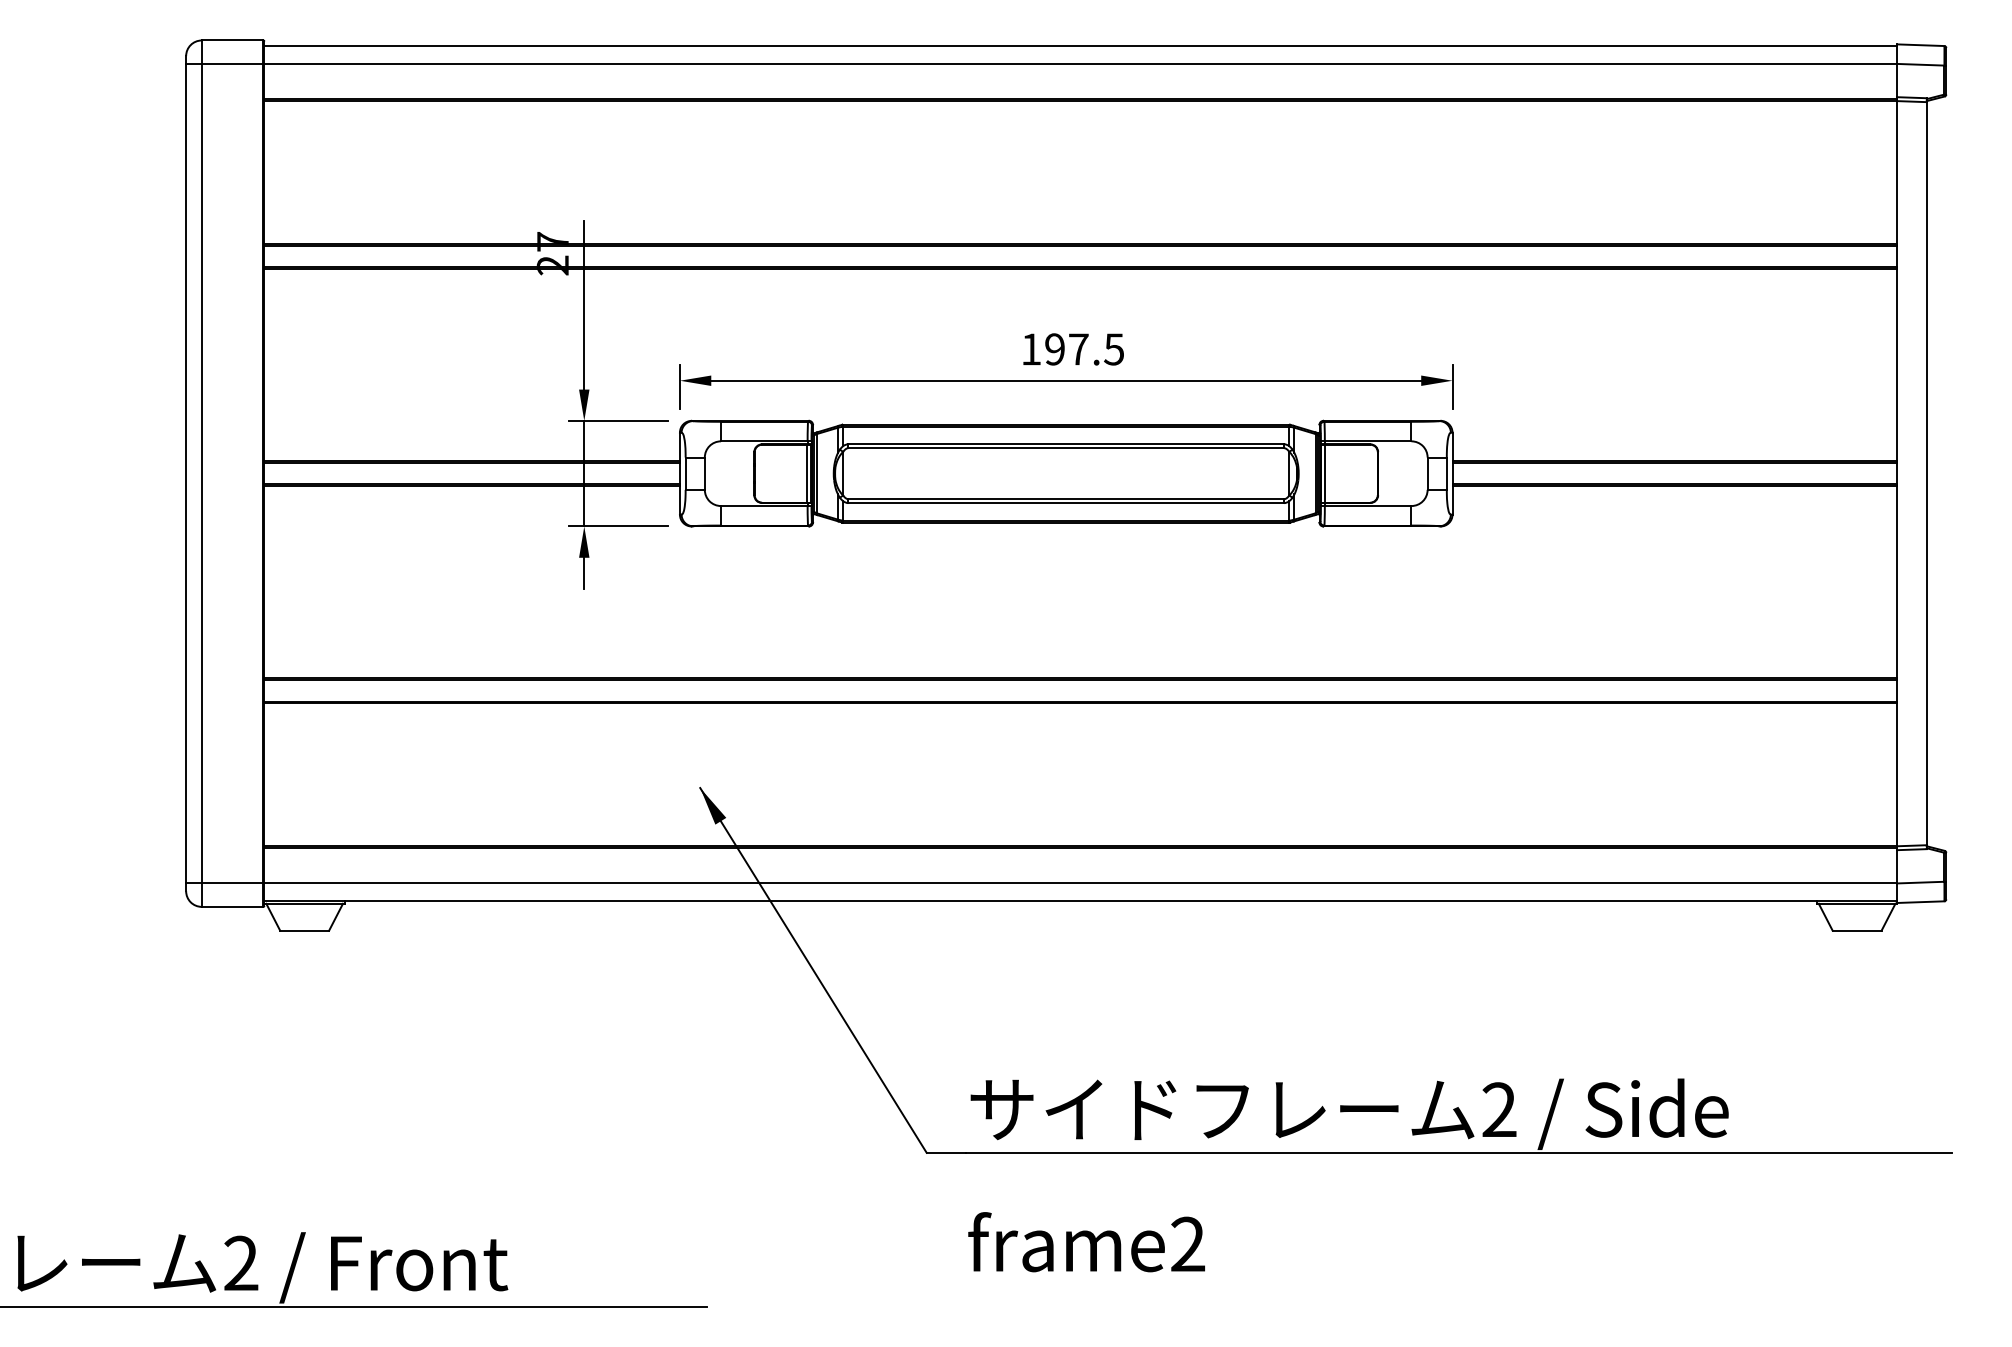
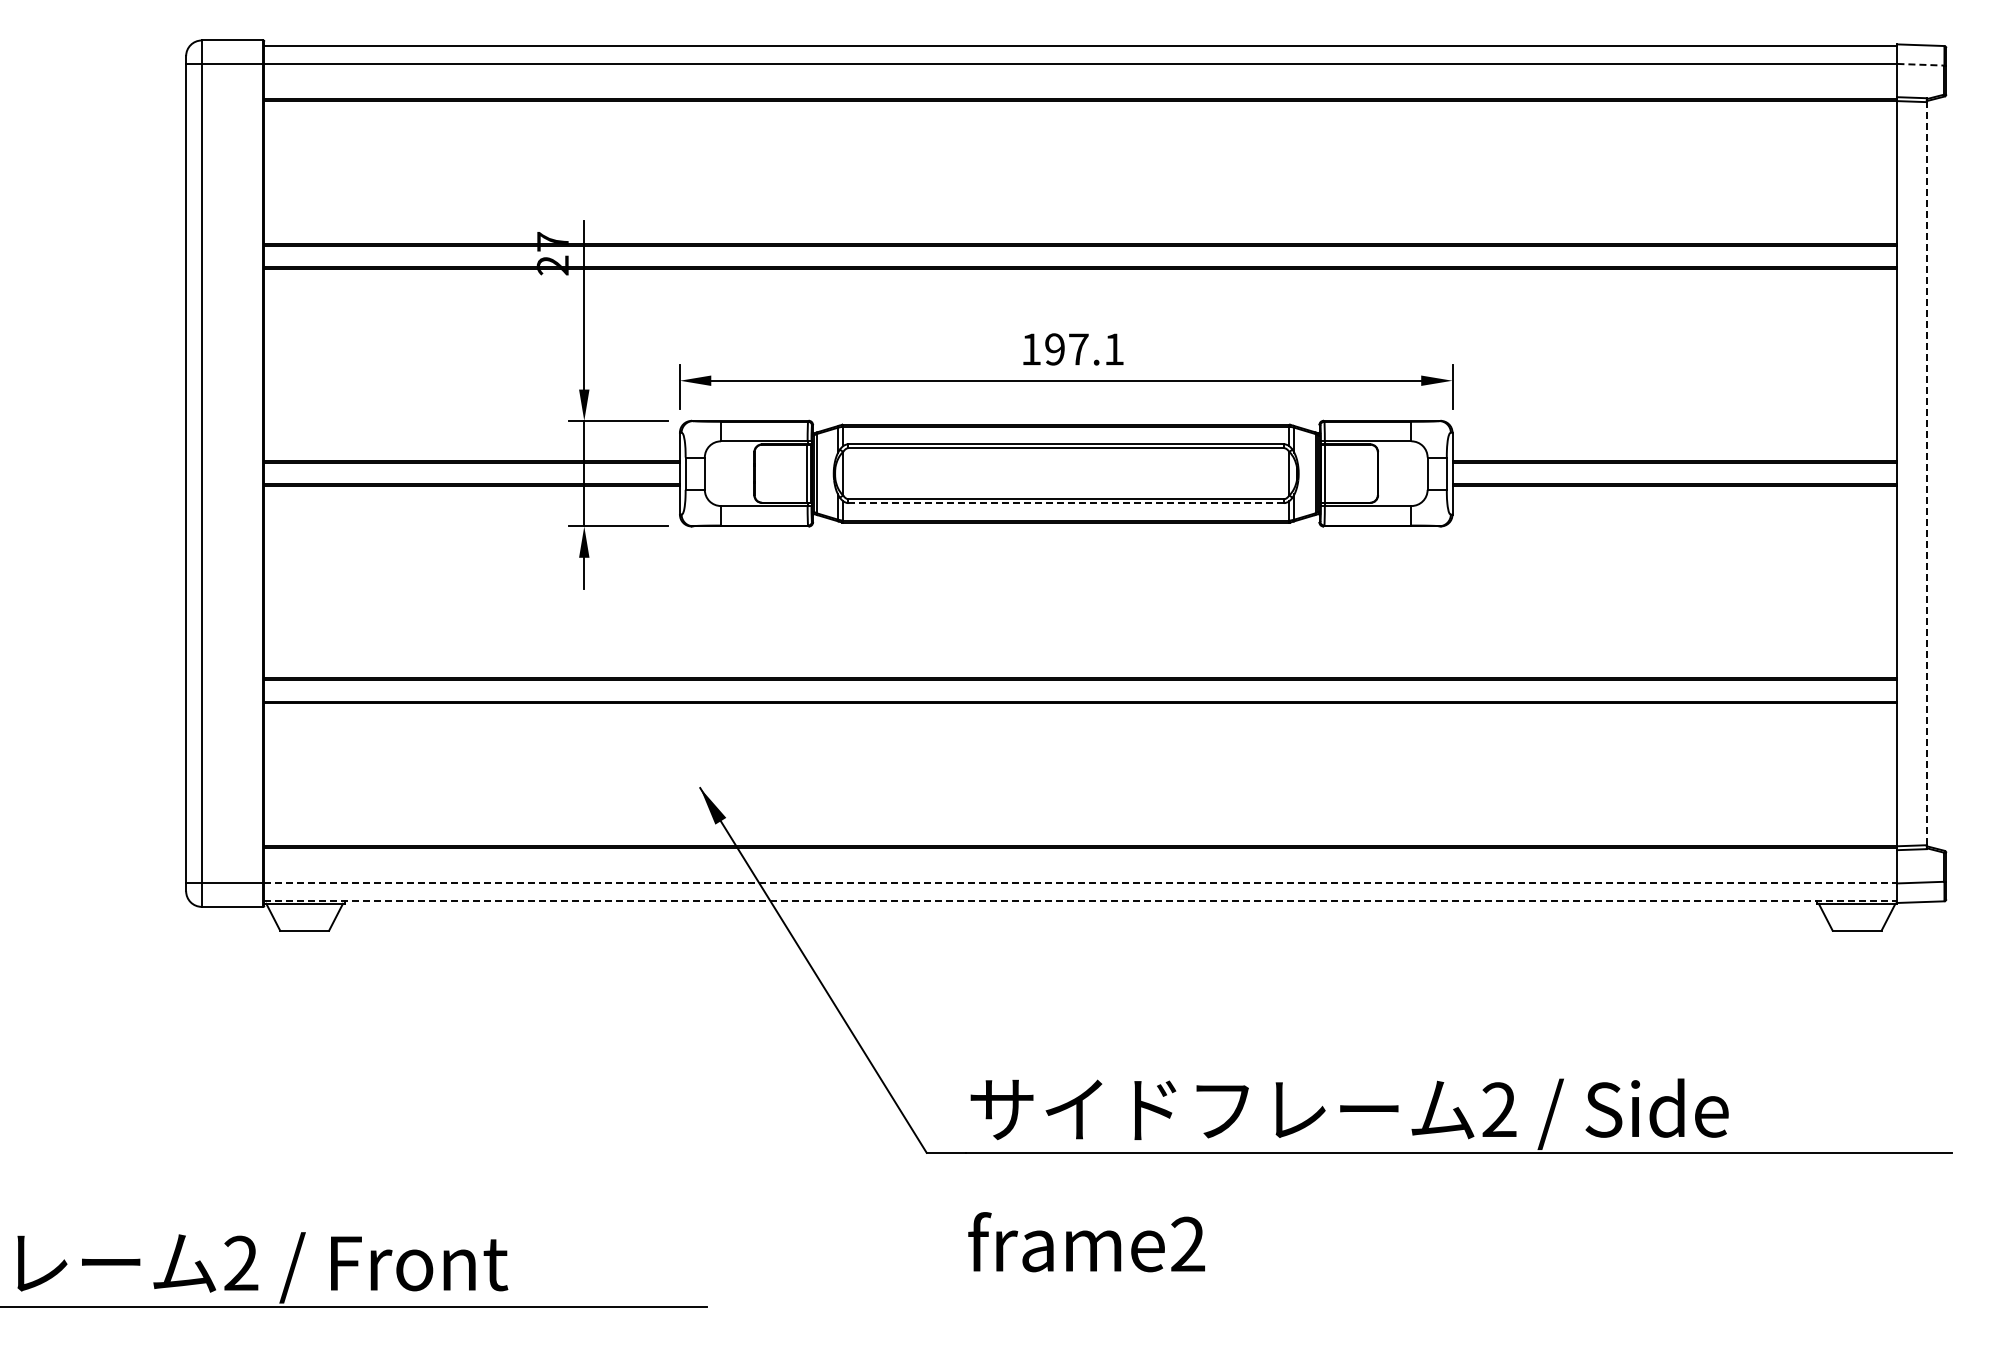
line: solid -> dashed (1920, 64)
text: 197.5 -> 197.1 (1113, 349)
line: solid -> dashed (1926, 473)
line: solid -> dashed (1066, 503)
line: solid -> dashed (1080, 883)
line: solid -> dashed (1080, 901)
